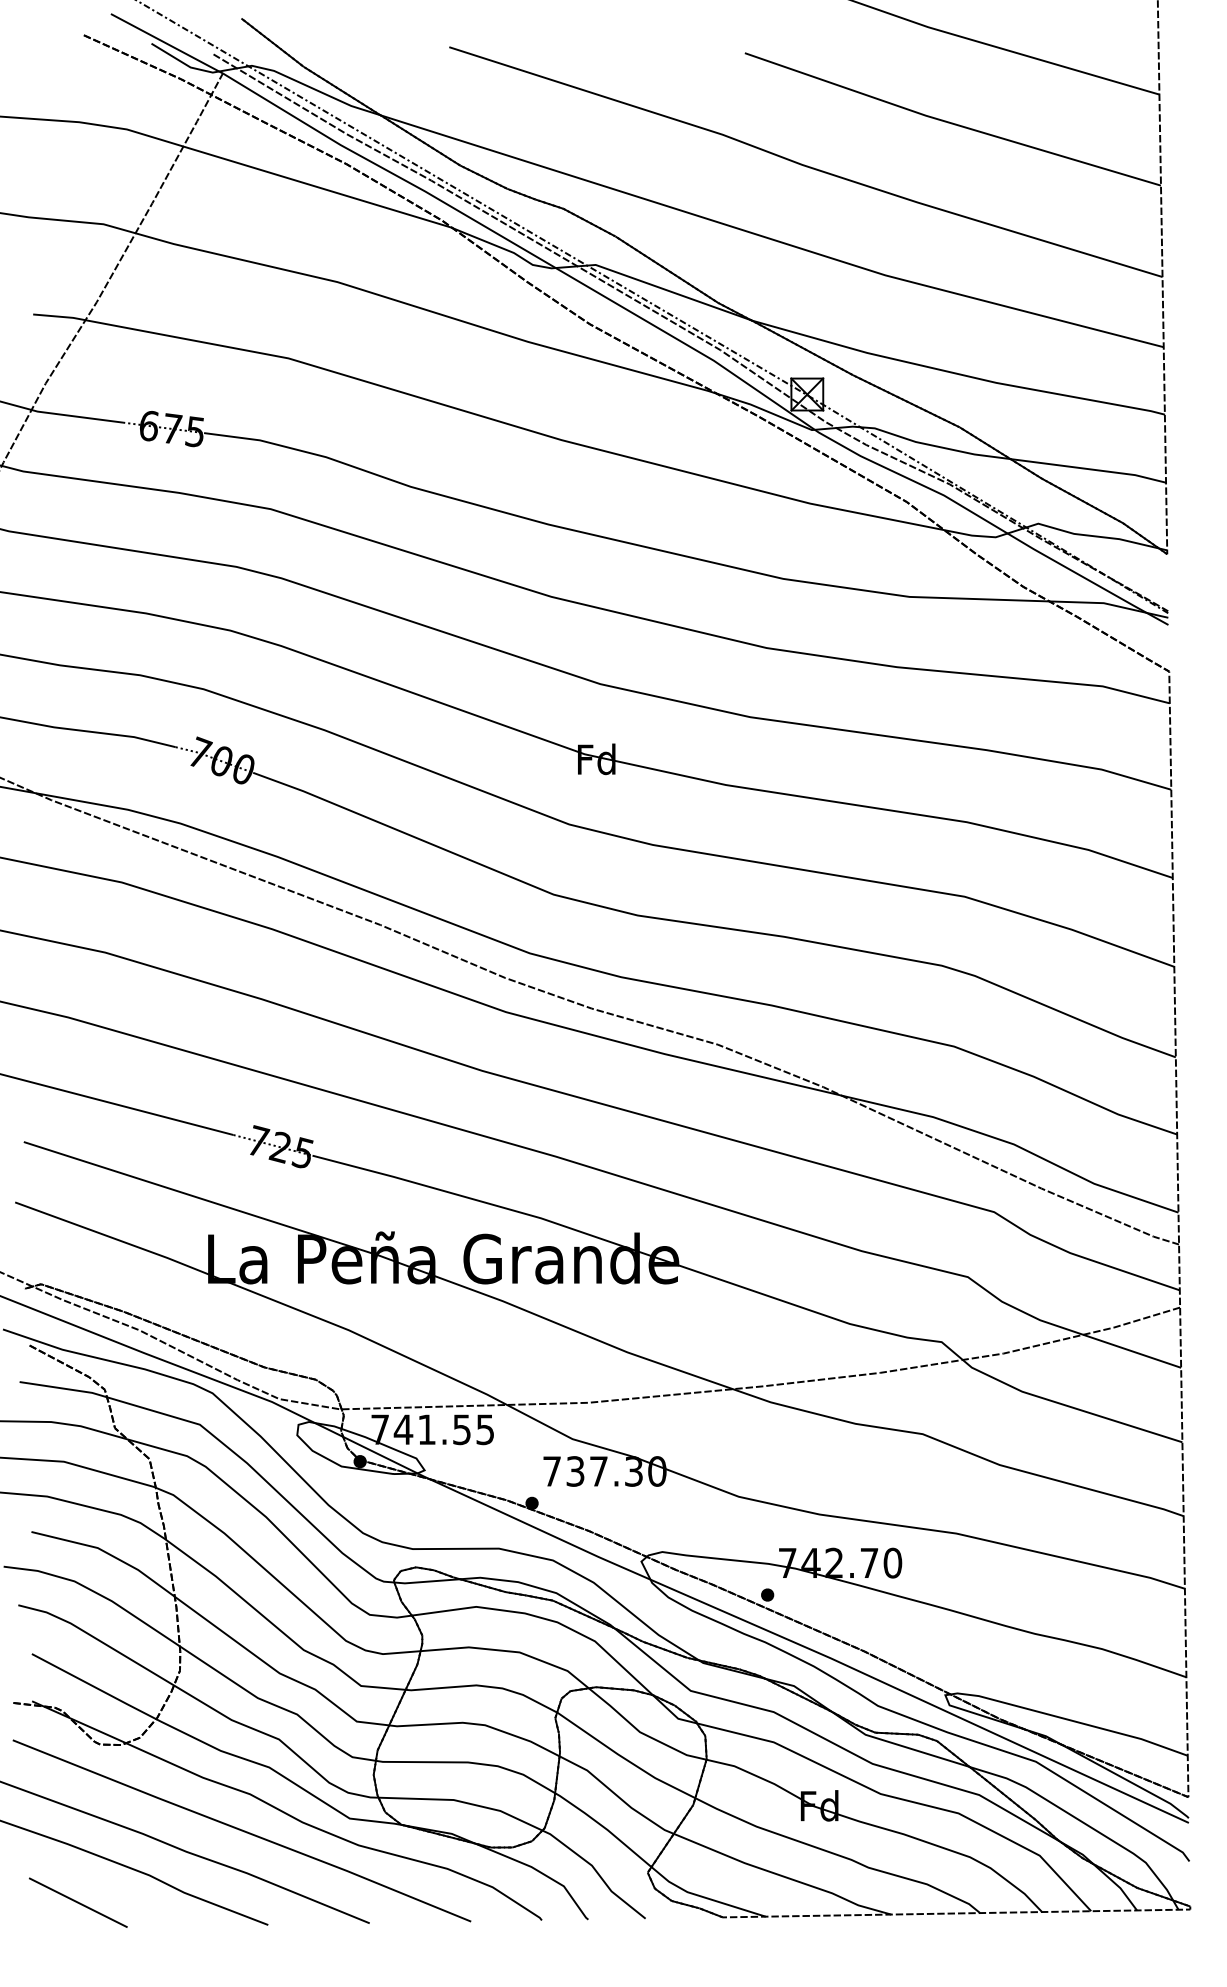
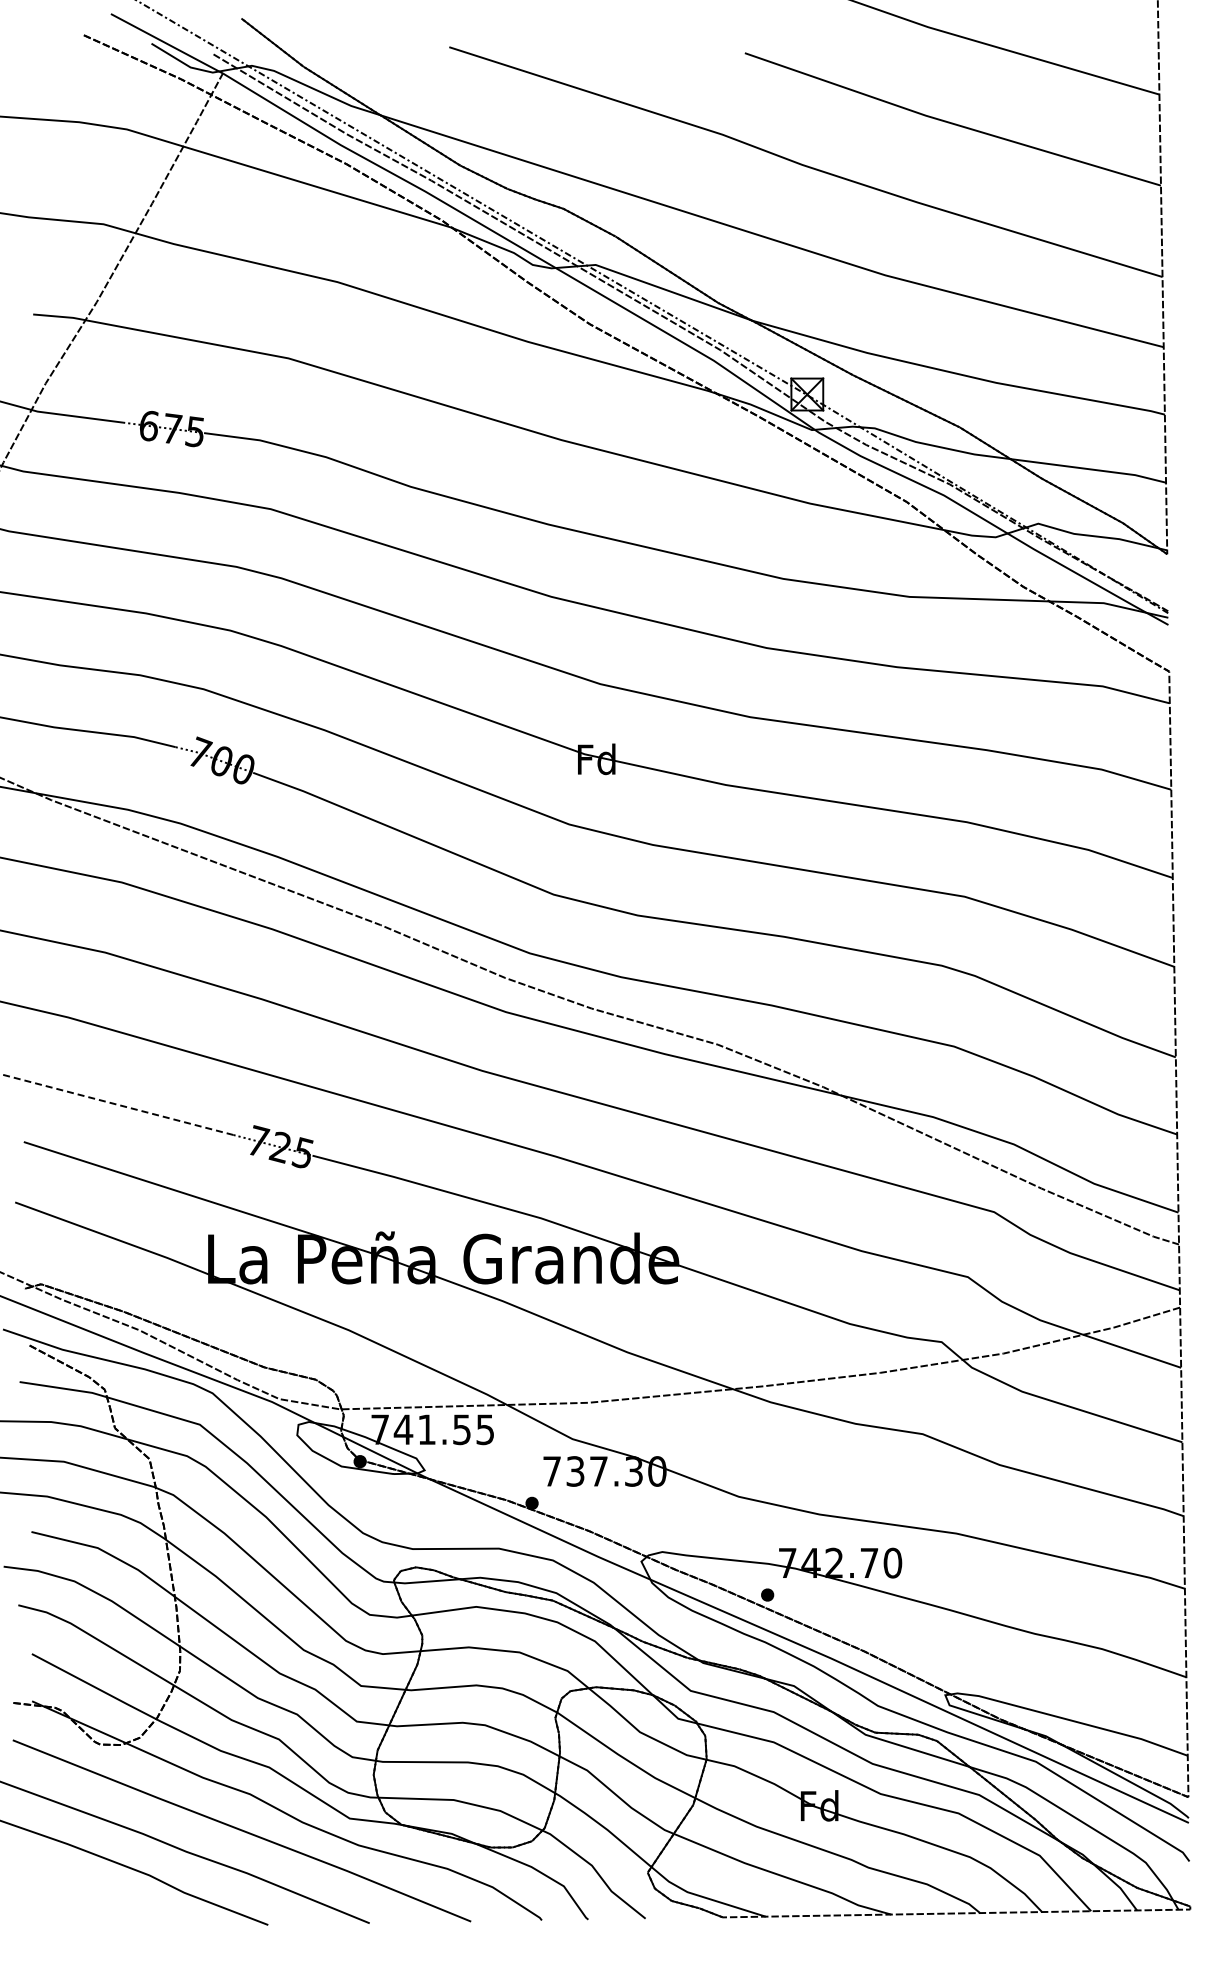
line: solid -> dashed (116, 1104)
line: present -> none (78, 1902)
